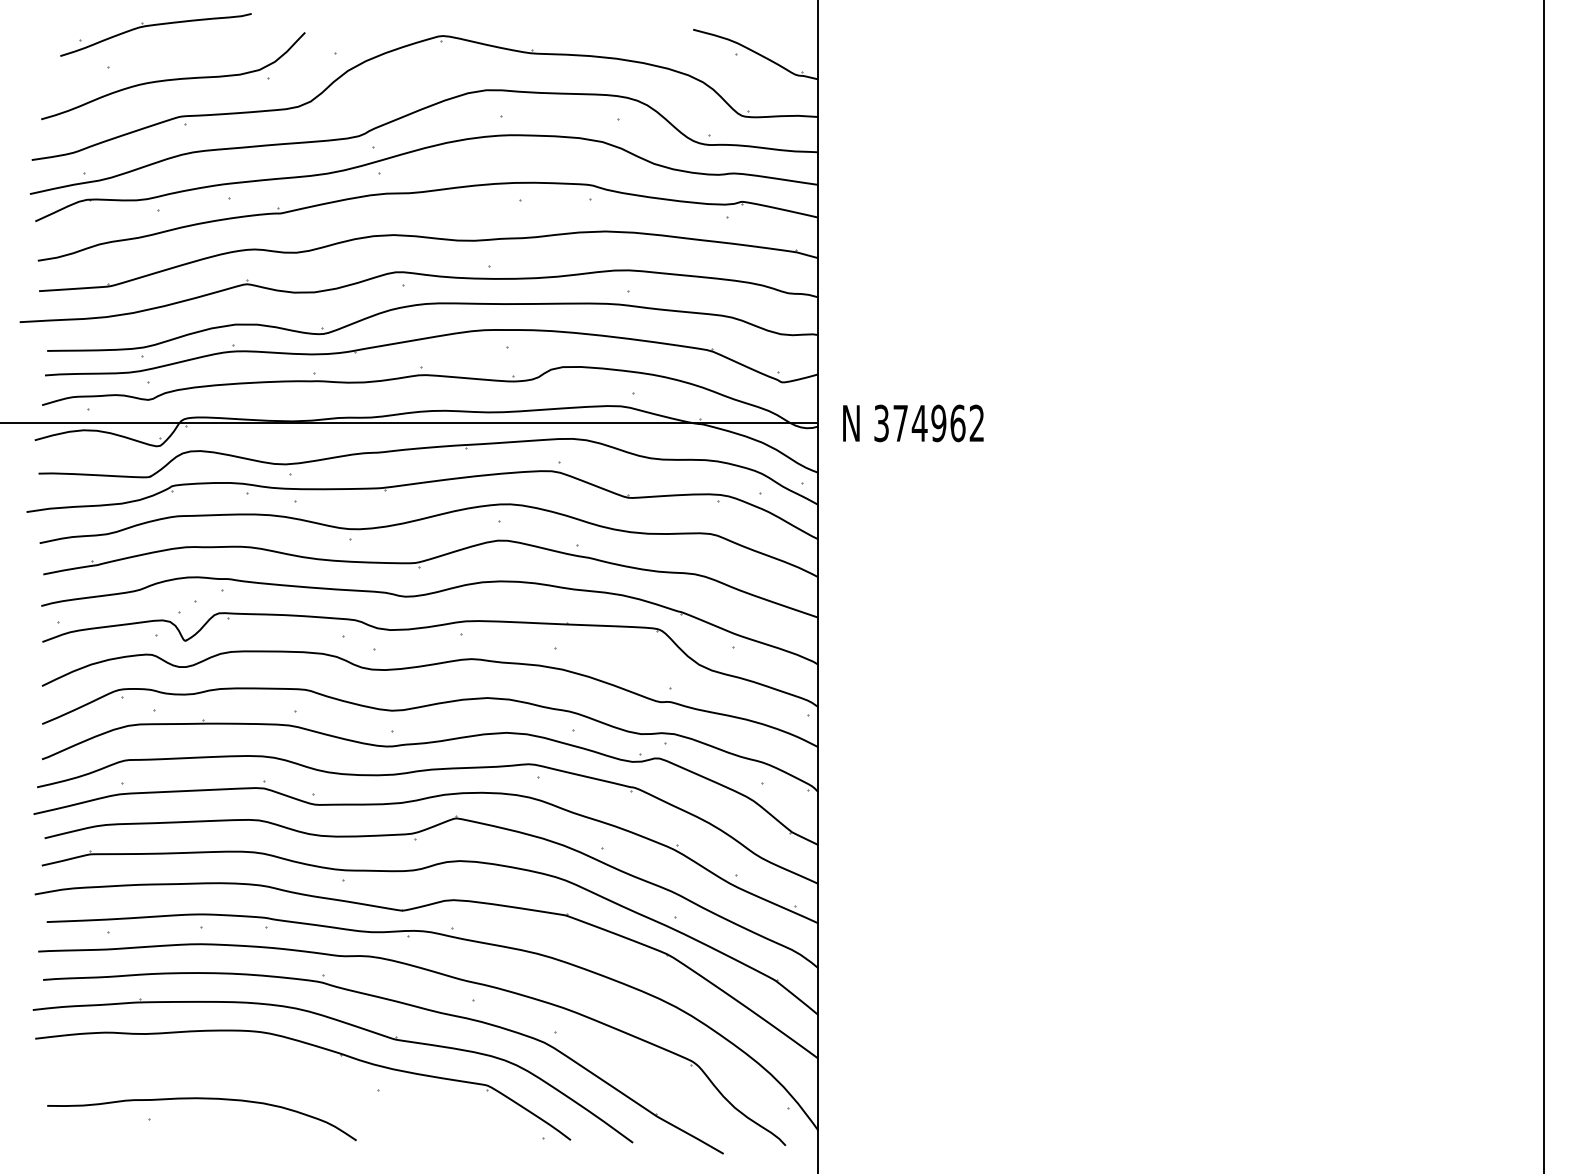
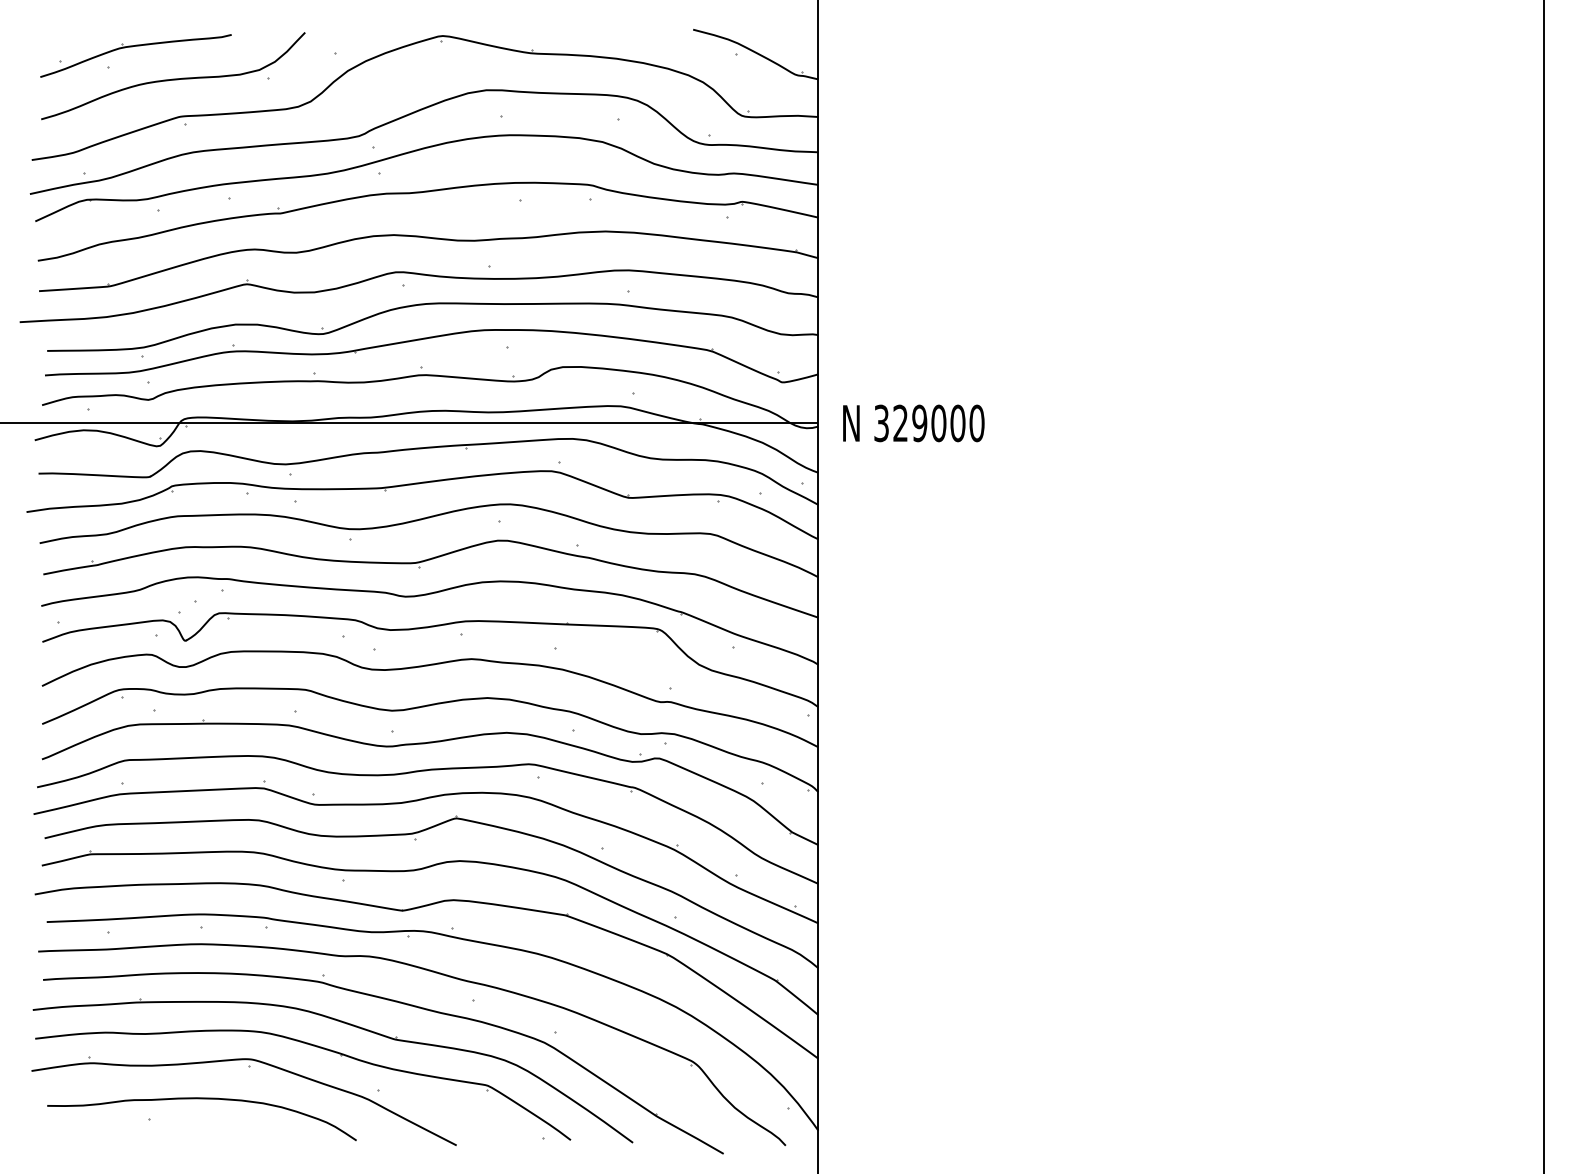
part position: (152, 26) -> (132, 47) (132, 47)
text: 374962 -> 329000 (938, 423)
part: none -> present (249, 1067)
